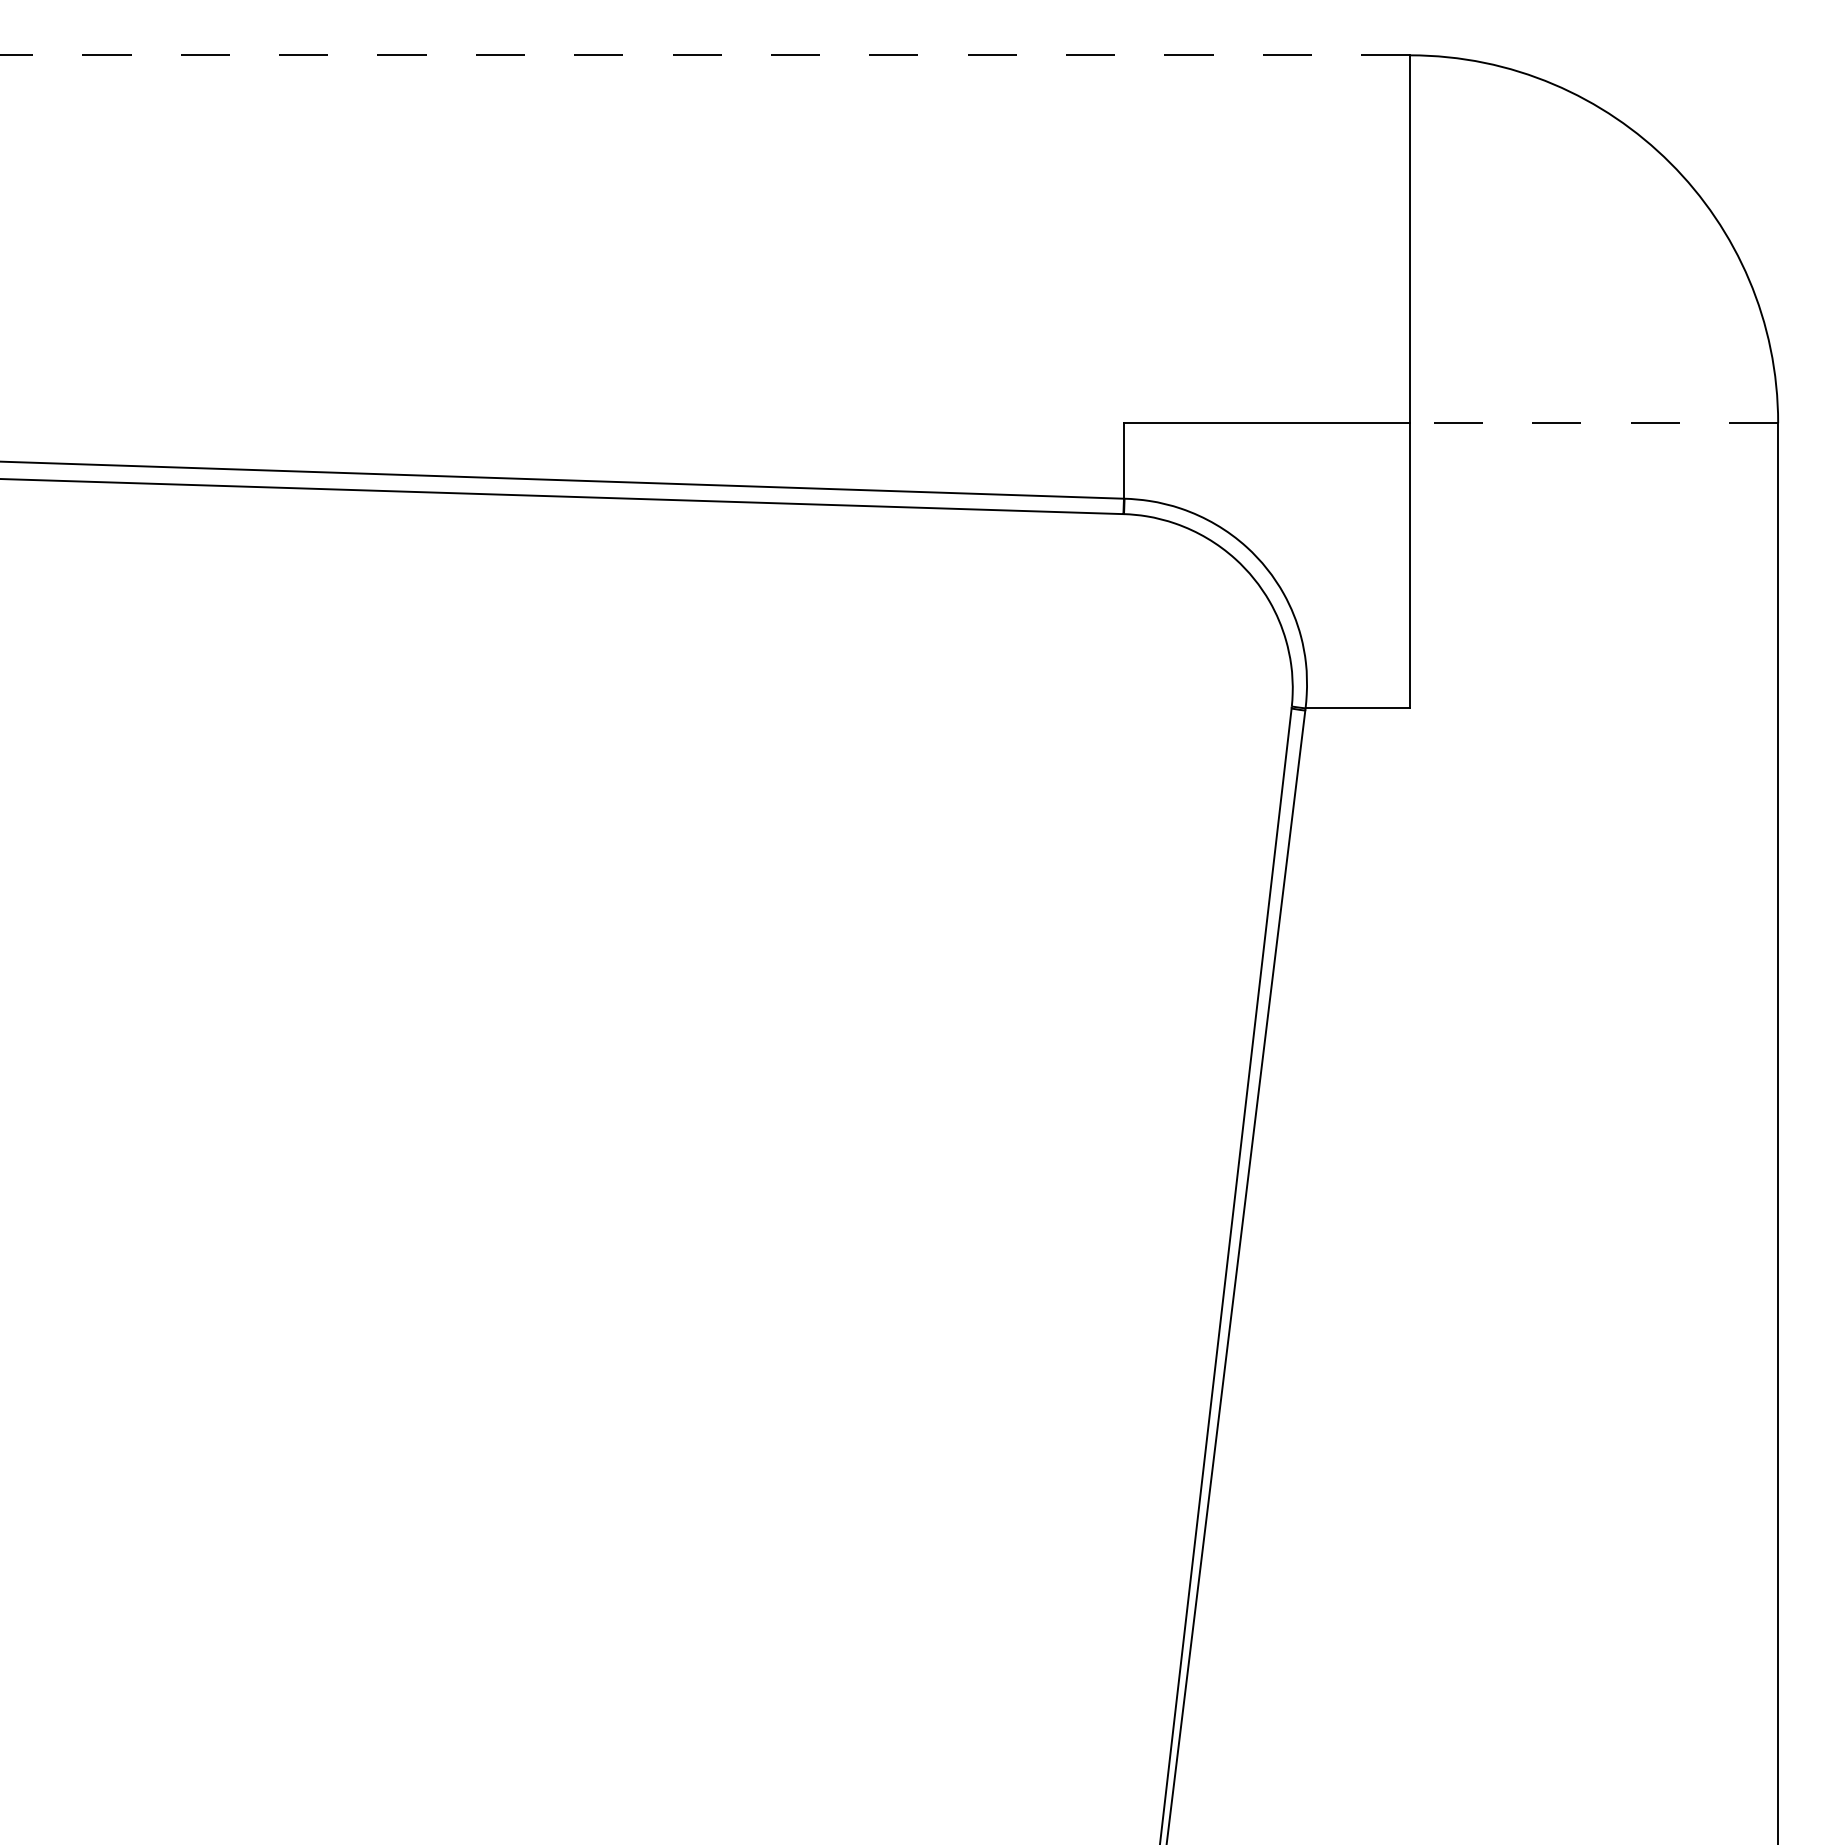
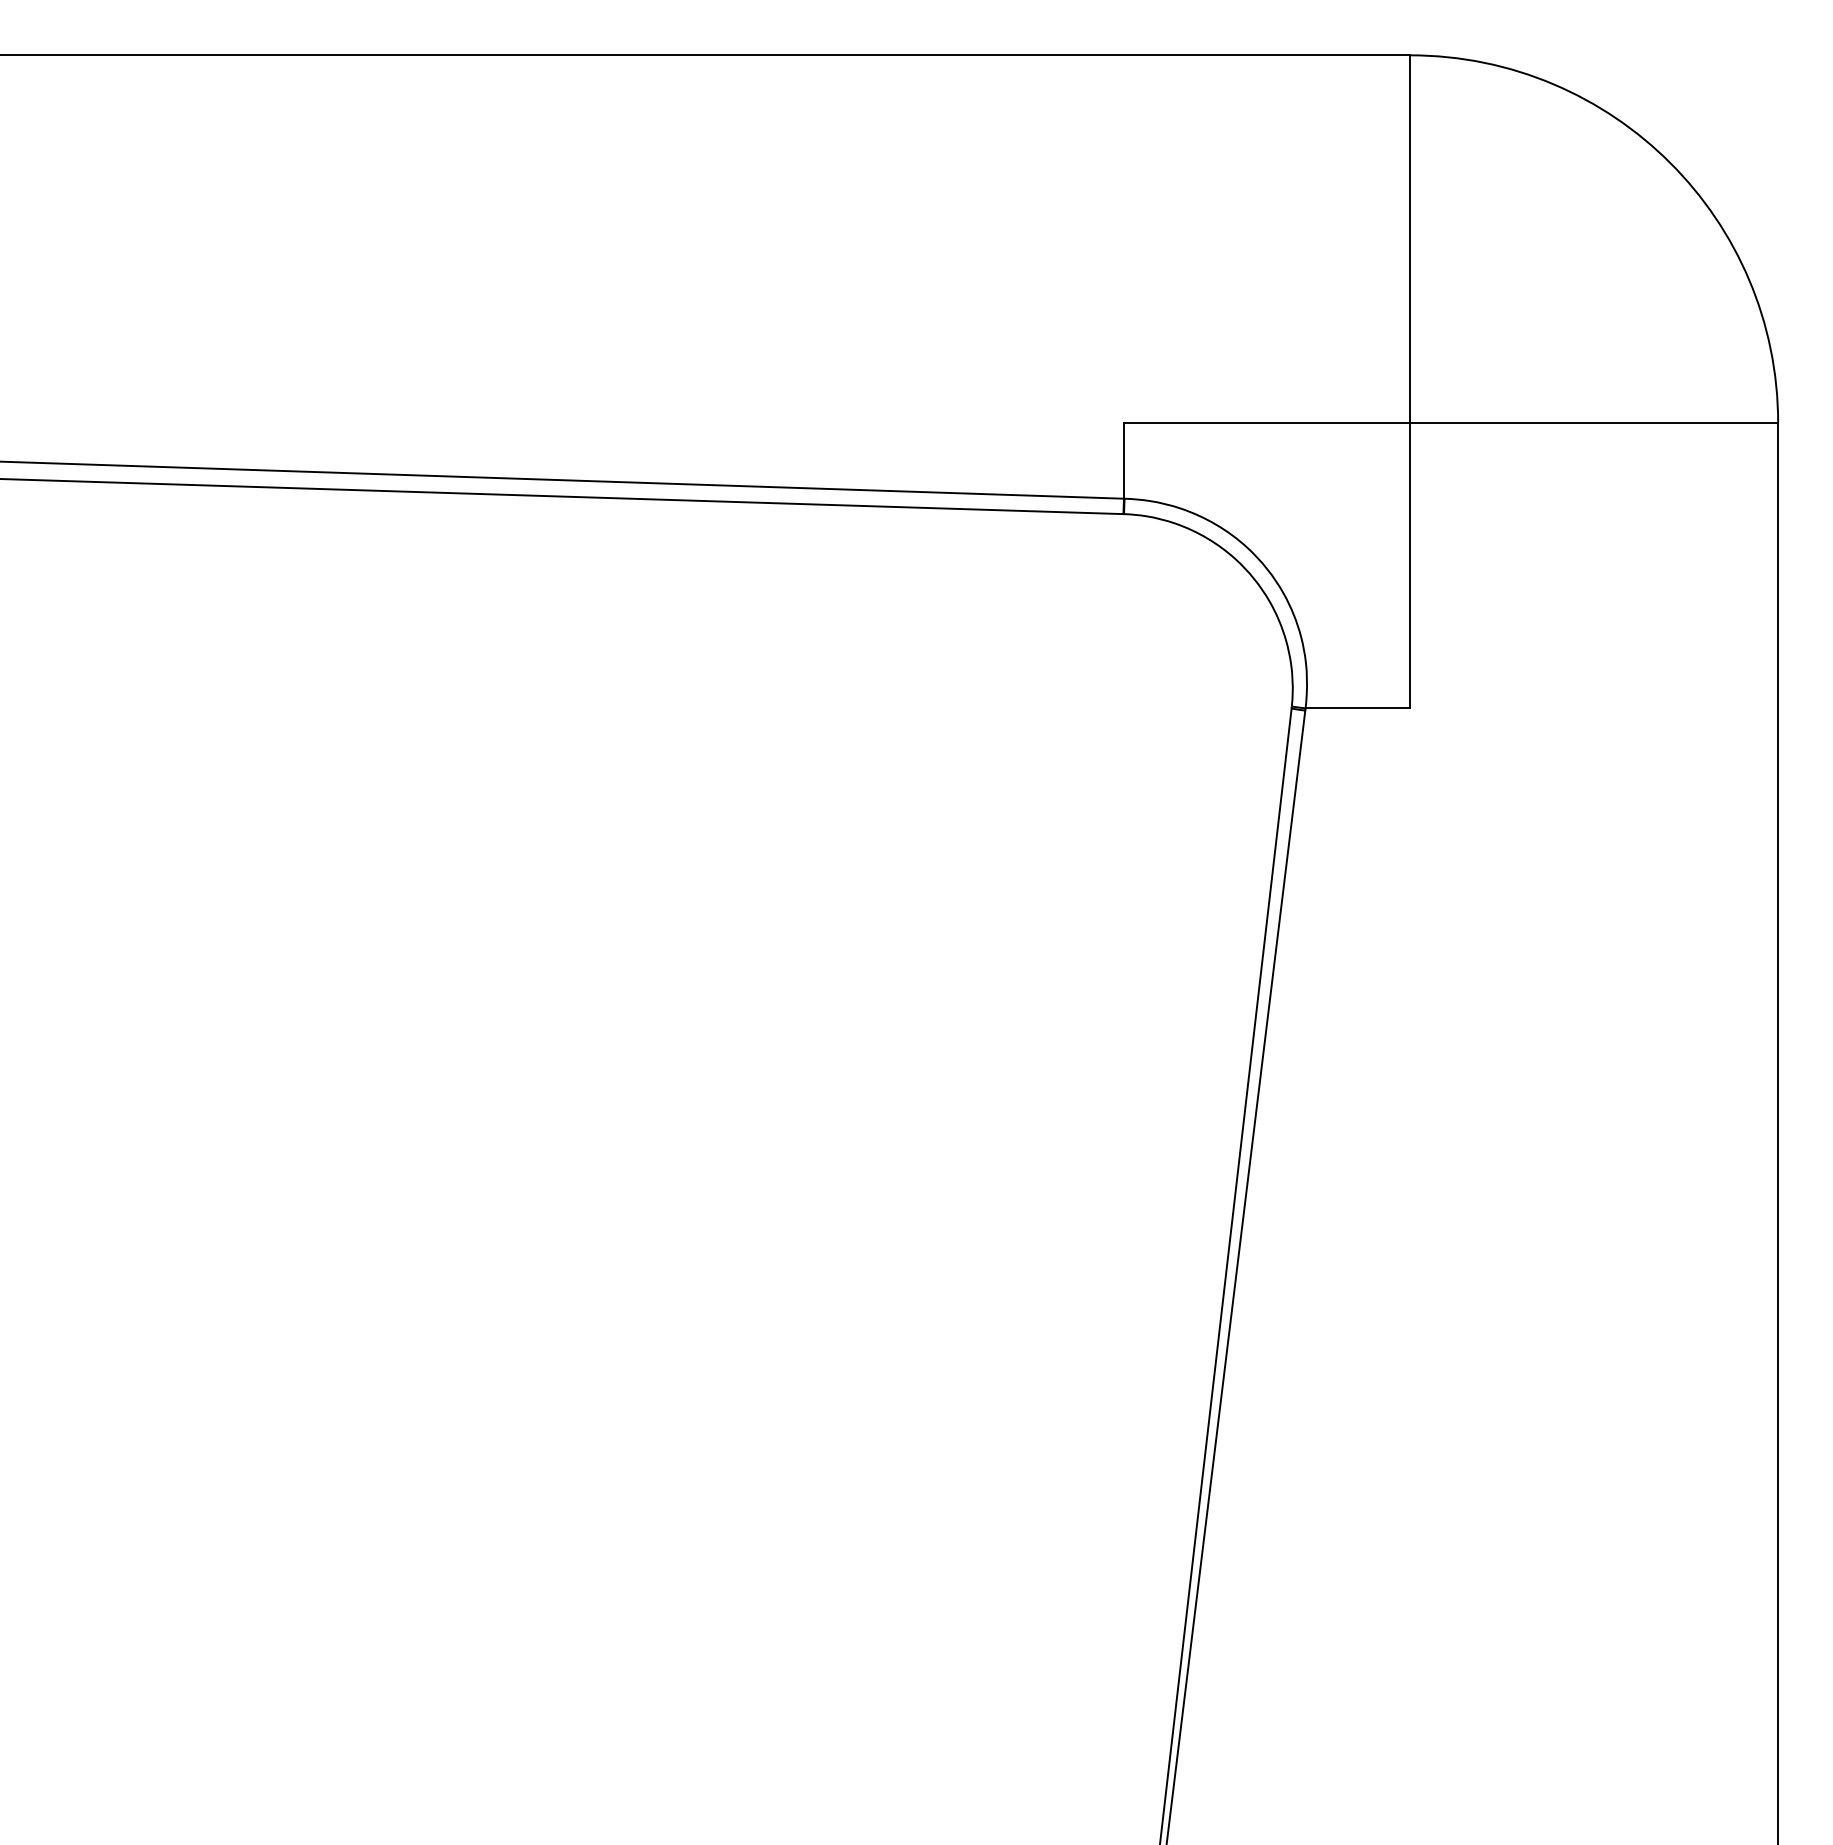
line: dashed -> solid (705, 55)
line: dashed -> solid (1594, 423)
